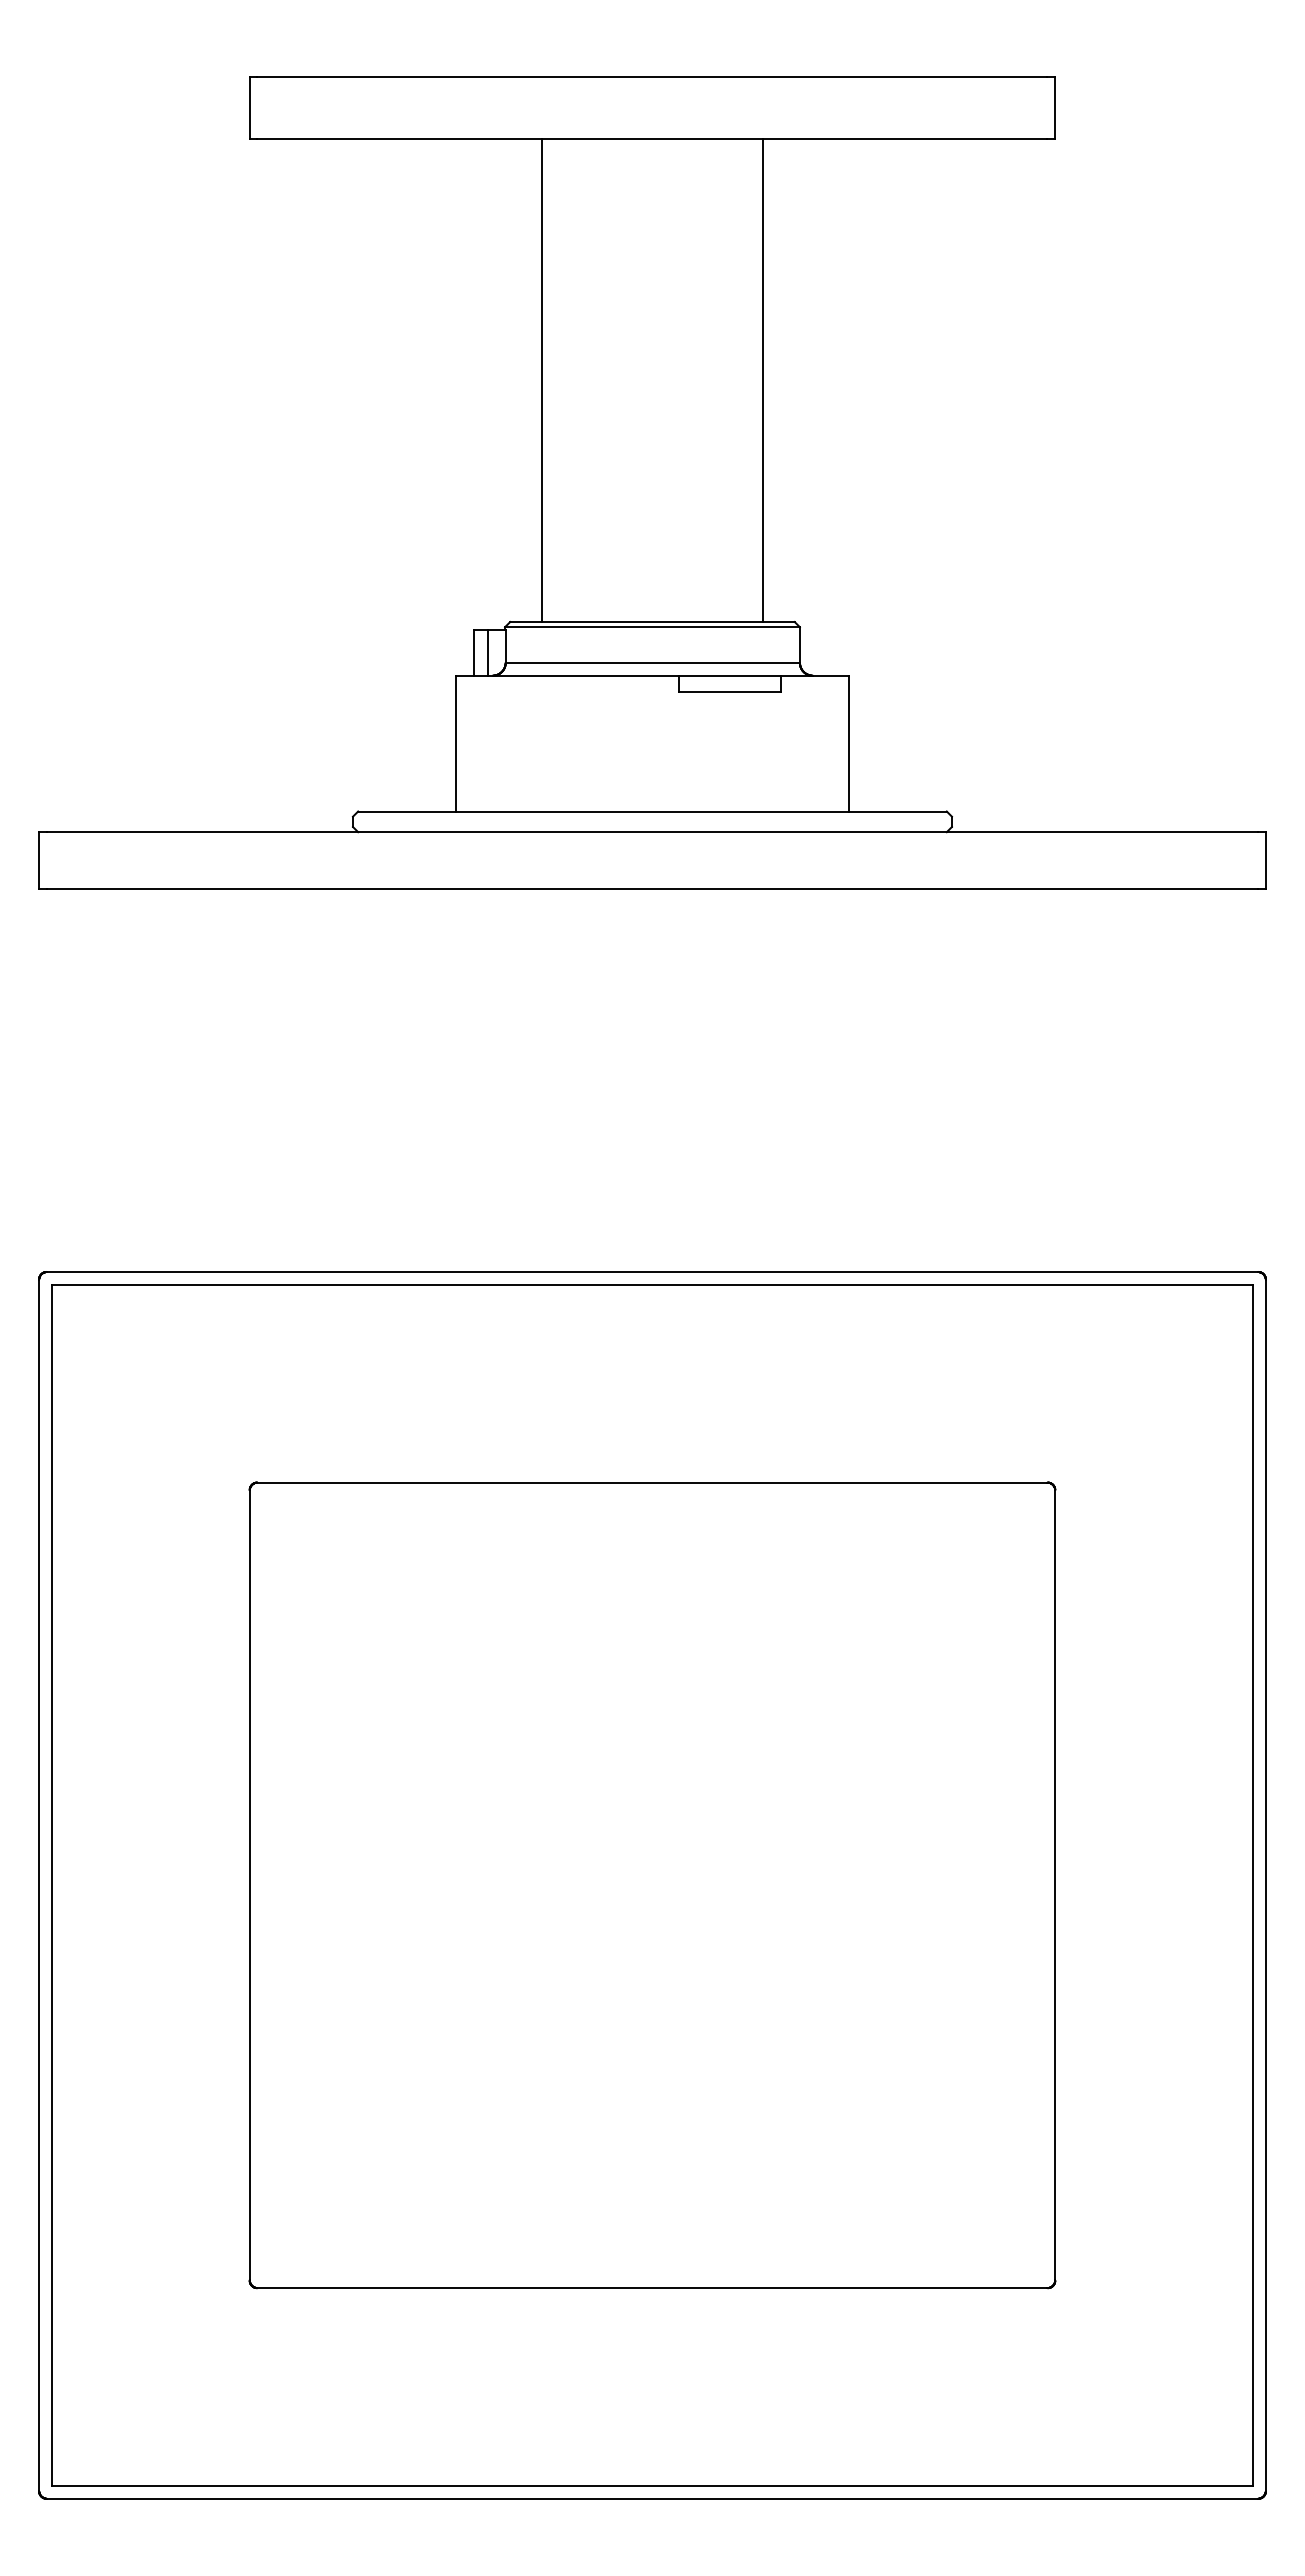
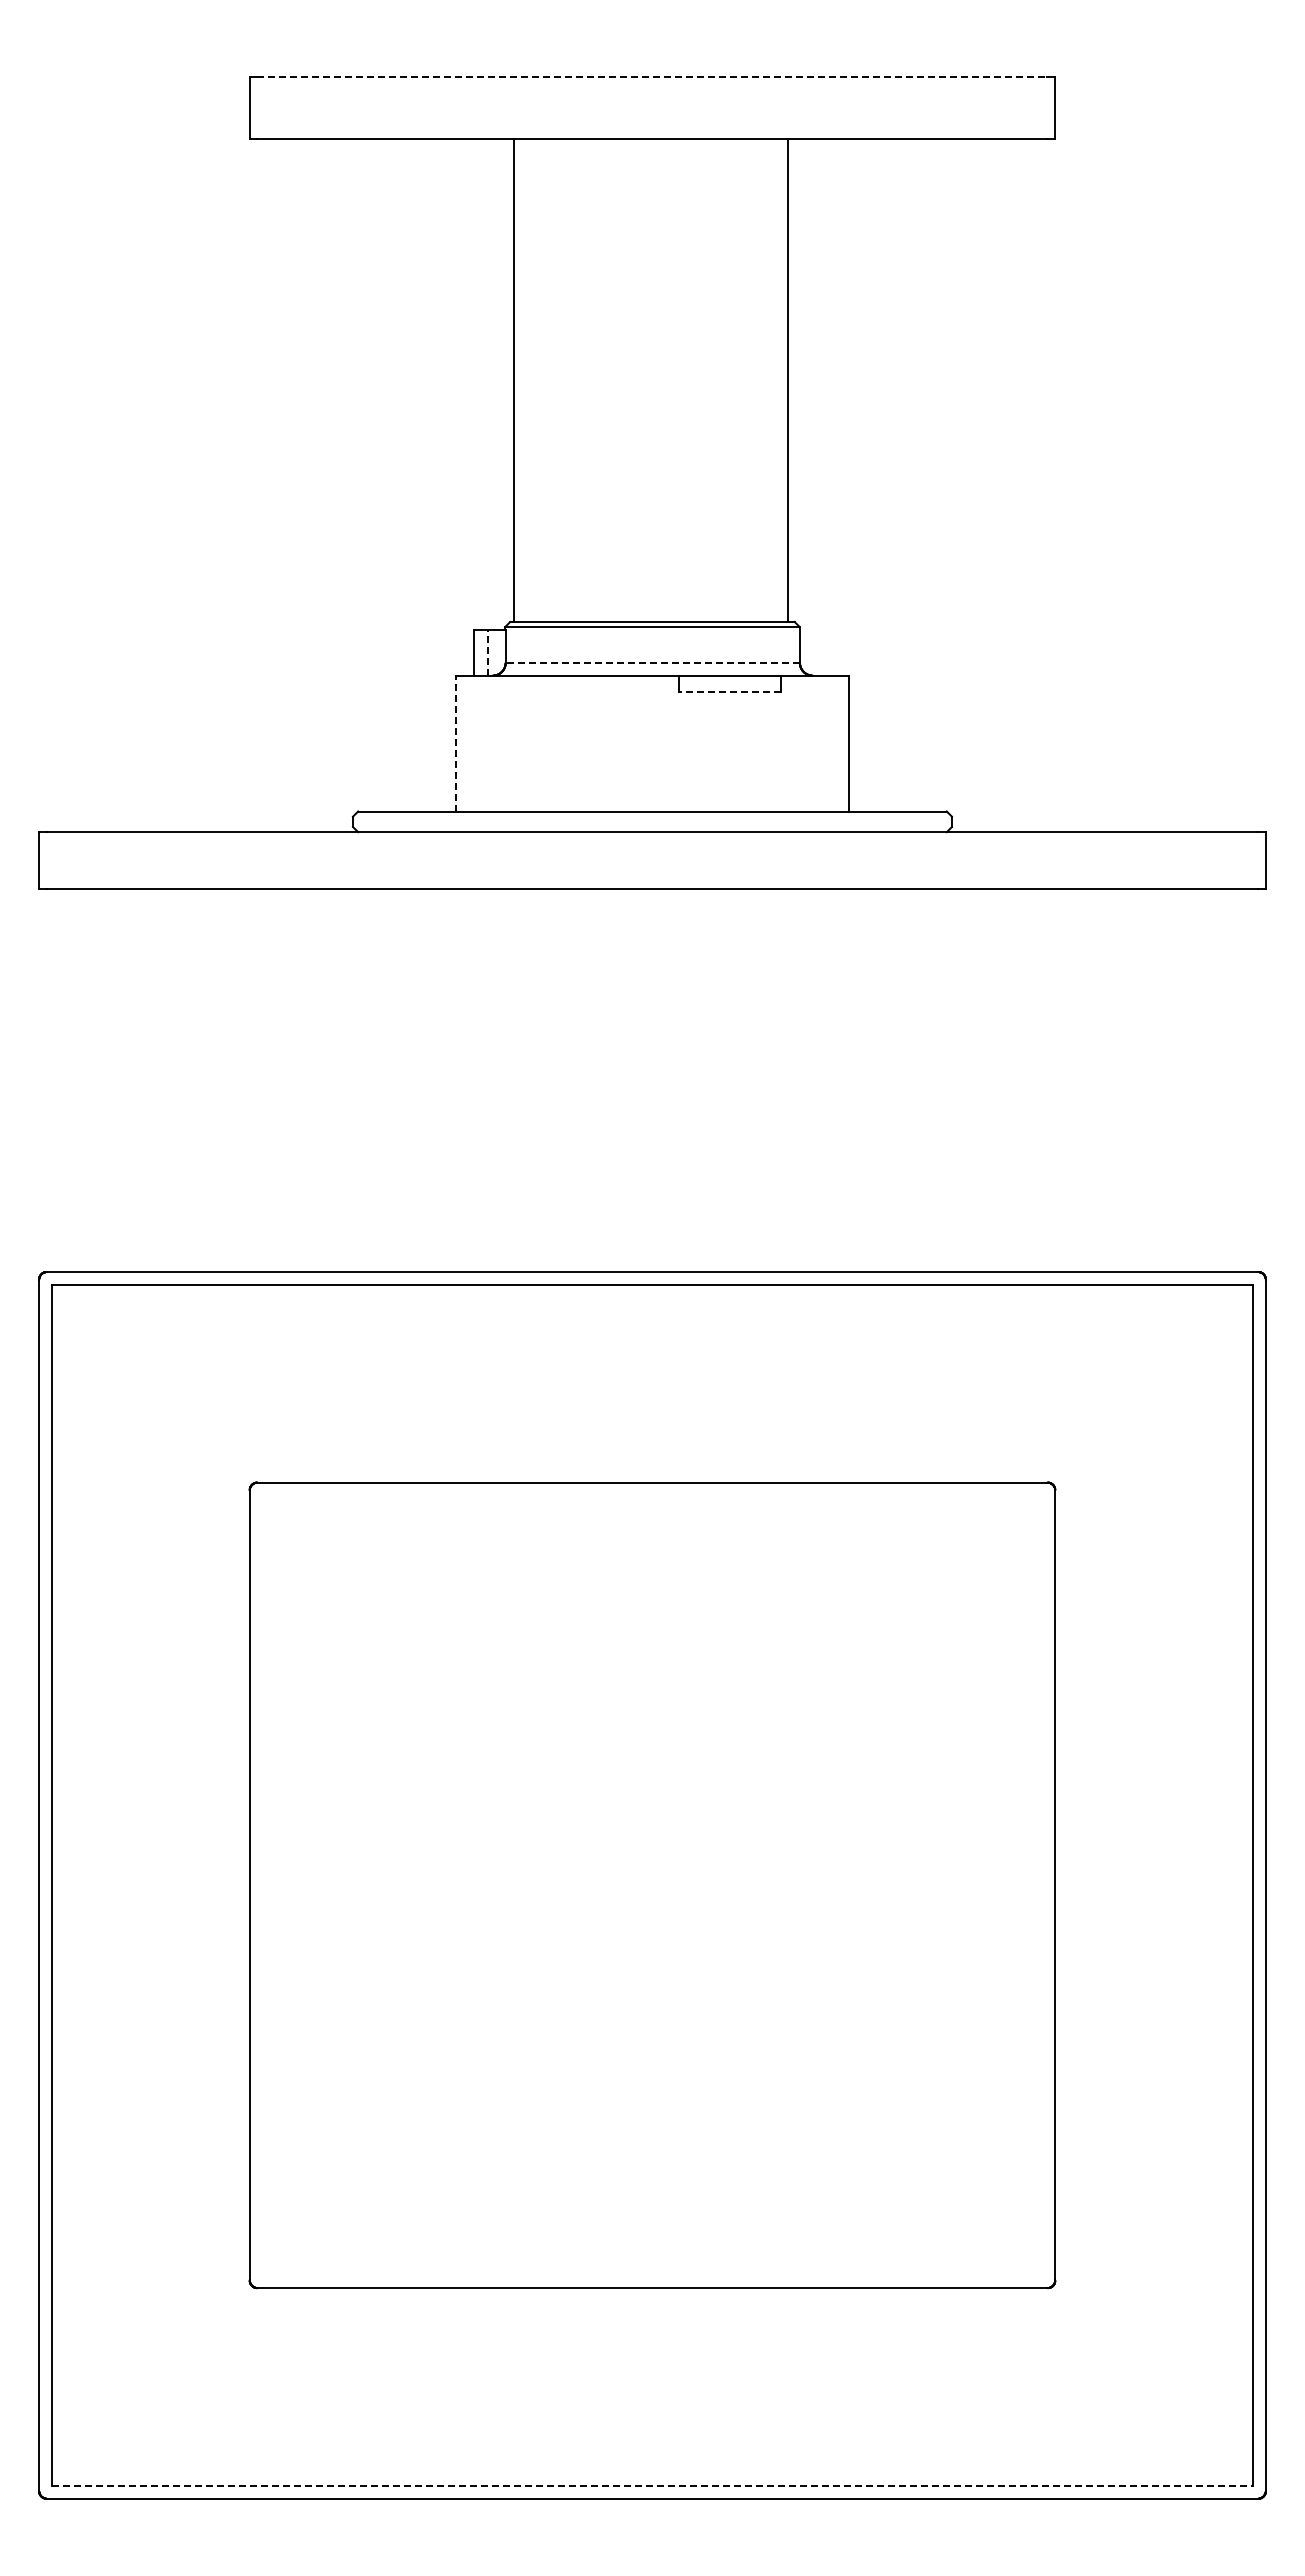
line: solid -> dashed (652, 77)
line position: (541, 380) -> (513, 380) (513, 380)
line position: (762, 380) -> (787, 380) (787, 380)
line: solid -> dashed (488, 652)
line: solid -> dashed (652, 662)
line: solid -> dashed (729, 691)
line: solid -> dashed (456, 743)
line: solid -> dashed (652, 2485)
